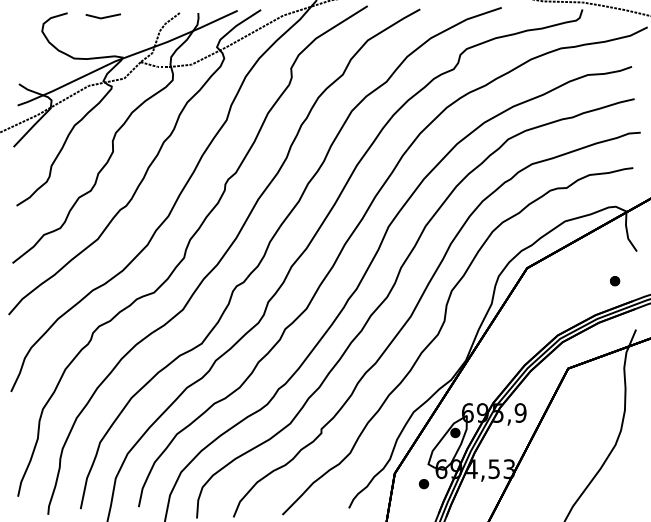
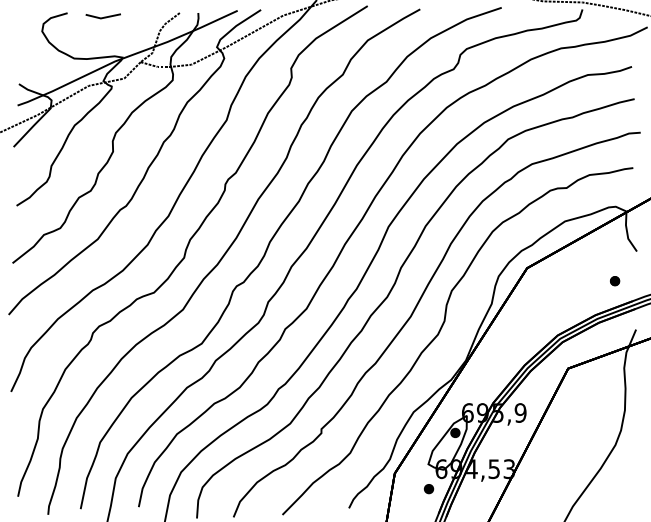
part position: (424, 484) -> (429, 489) (429, 489)
